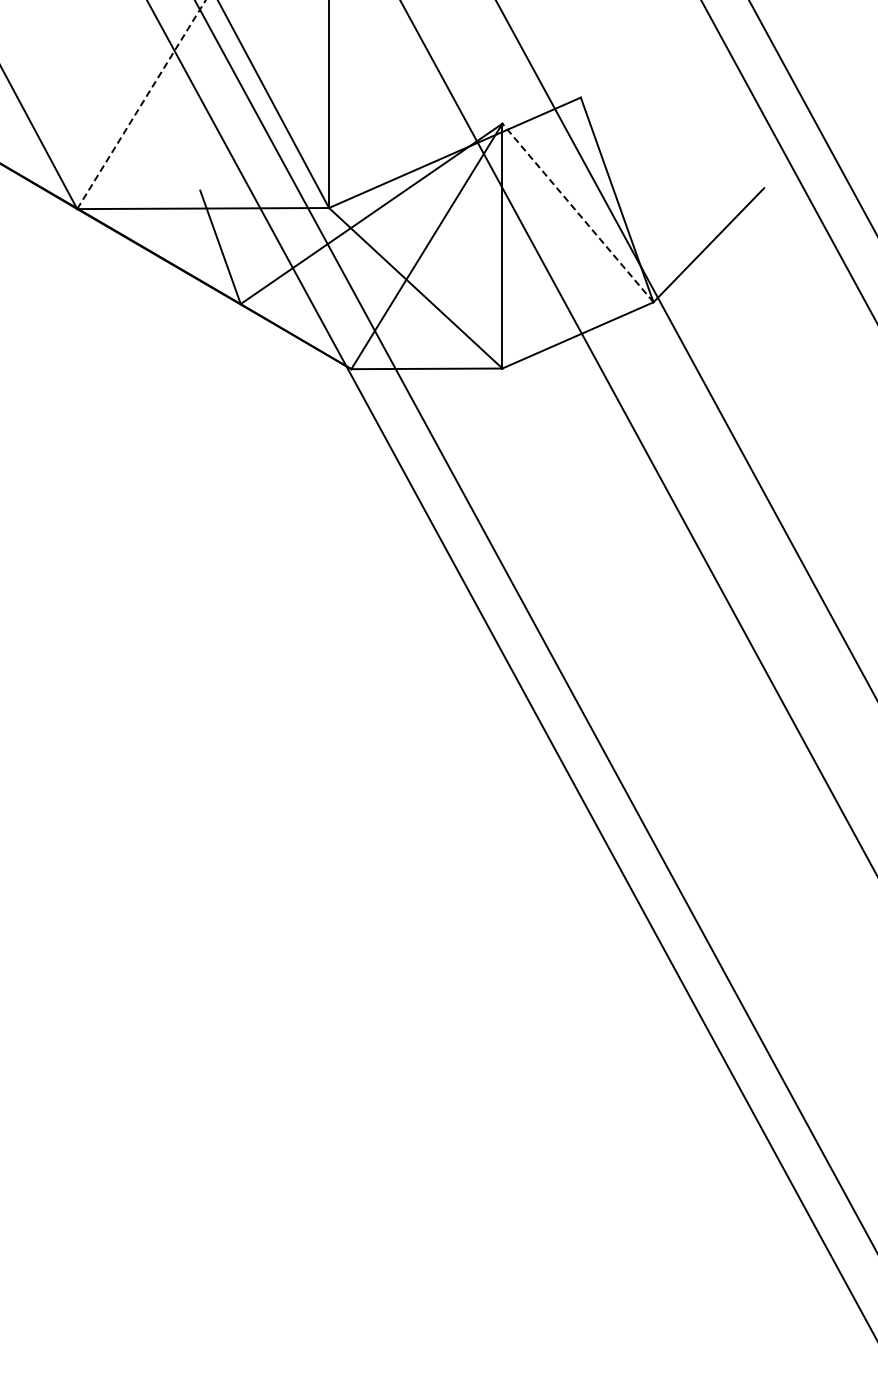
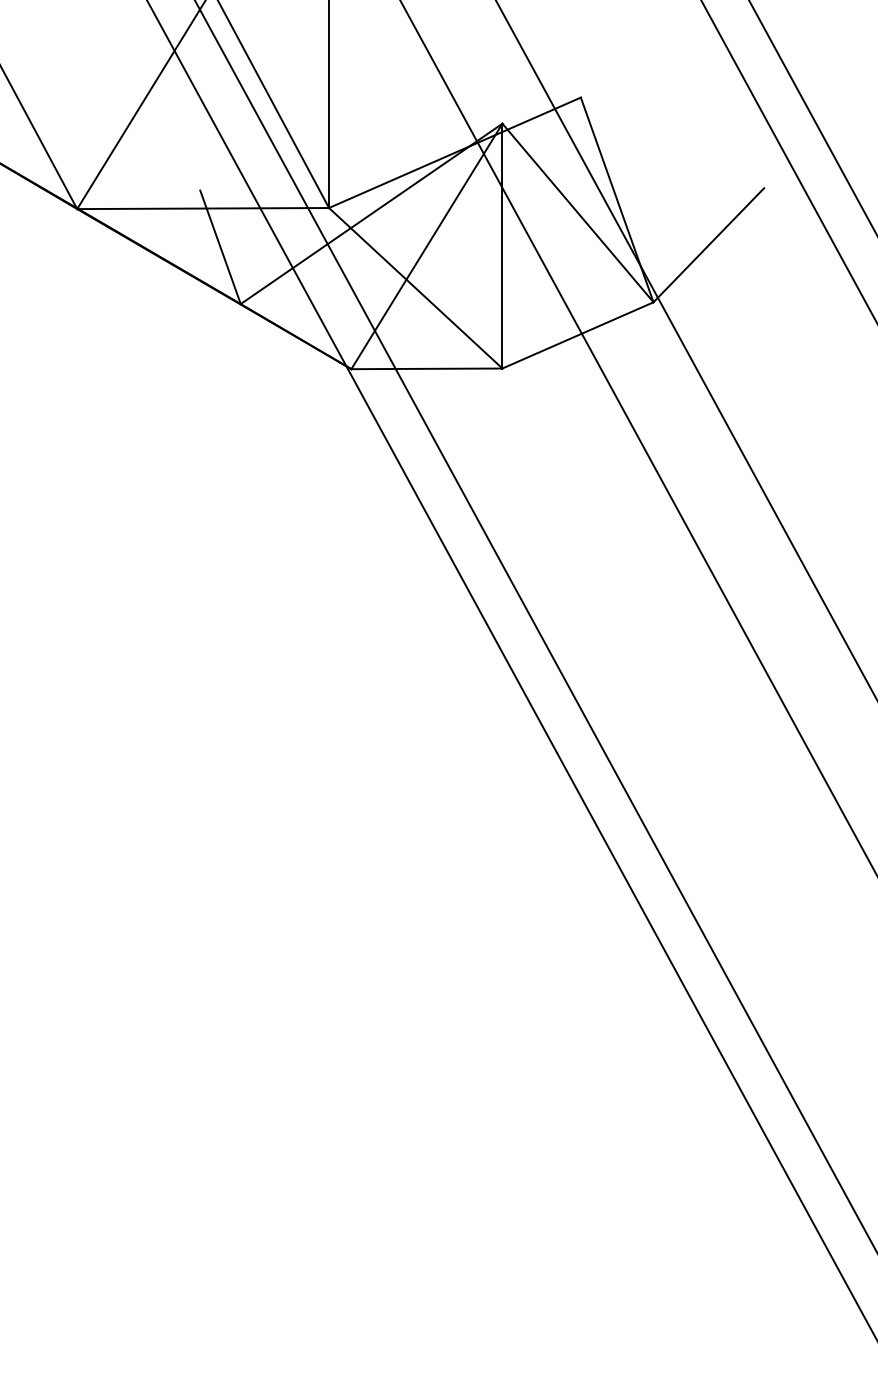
line: dashed -> solid (141, 104)
line: dashed -> solid (578, 213)
